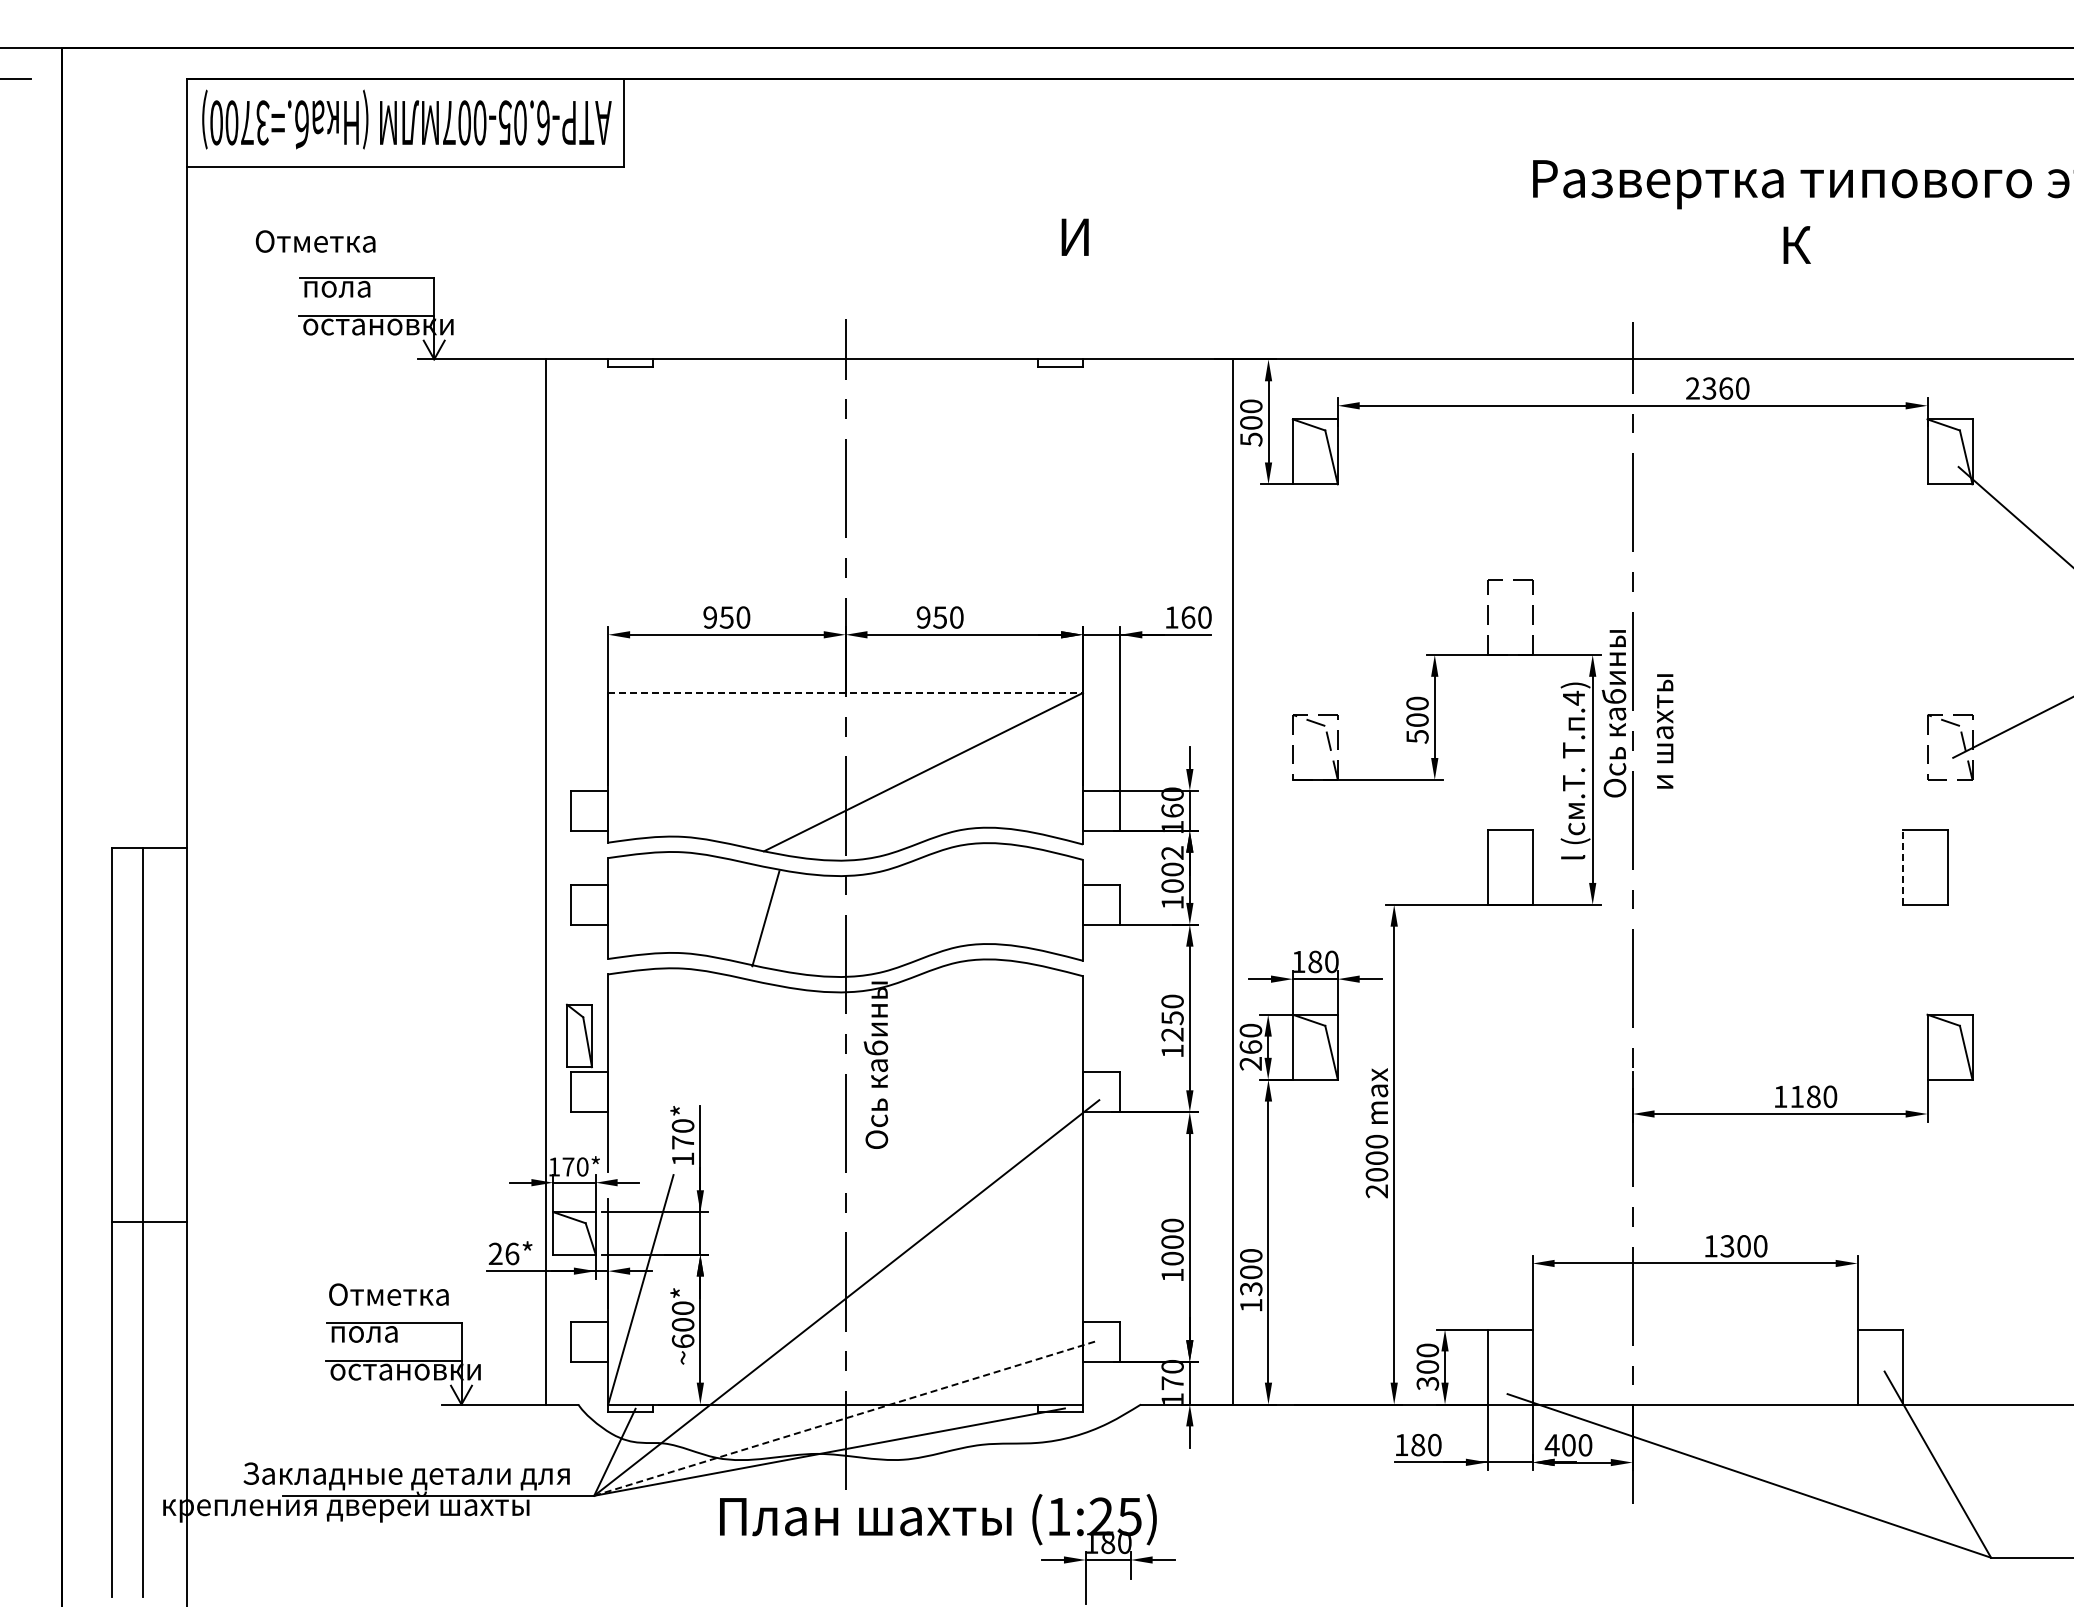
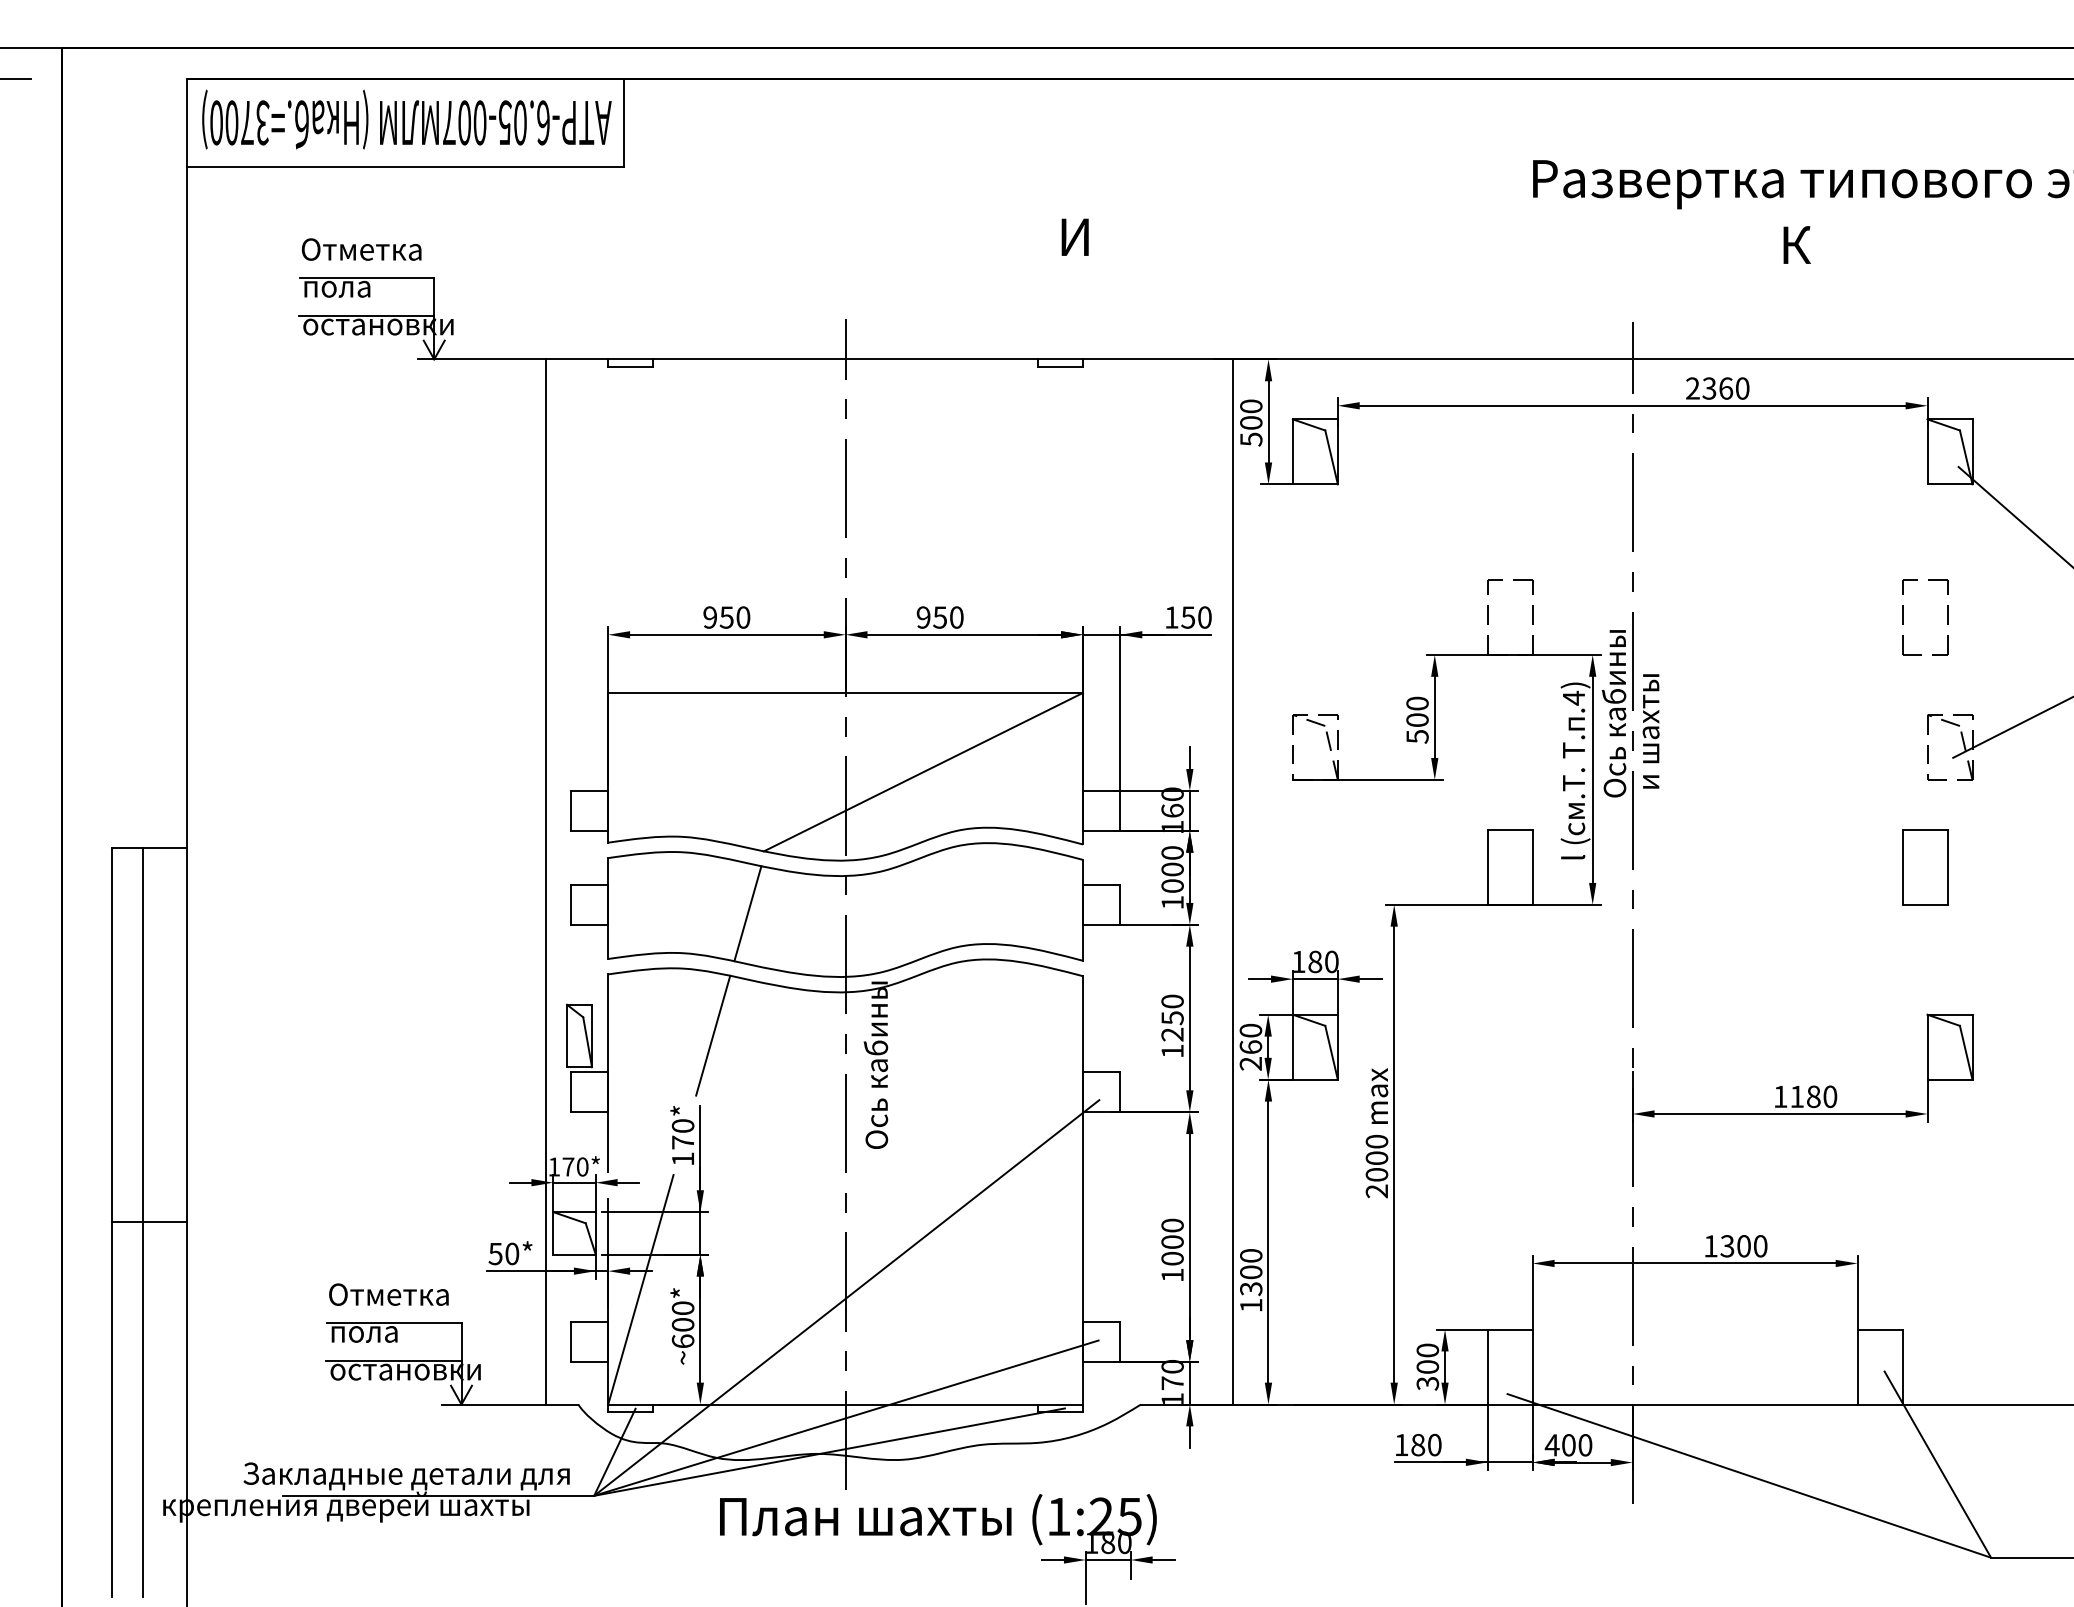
text position: (315, 241) -> (361, 249) (361, 249)
text: 160 -> 150 (1188, 617)
part: none -> present (1903, 617)
line: dashed -> solid (846, 692)
text position: (1664, 731) -> (1650, 731) (1650, 731)
text: 1002 -> 1000 (1172, 852)
line: dashed -> solid (1902, 866)
line position: (765, 918) -> (747, 913) (747, 913)
line: none -> present (713, 1035)
text: 26* -> 50* (503, 1253)
line: dashed -> solid (846, 1418)
